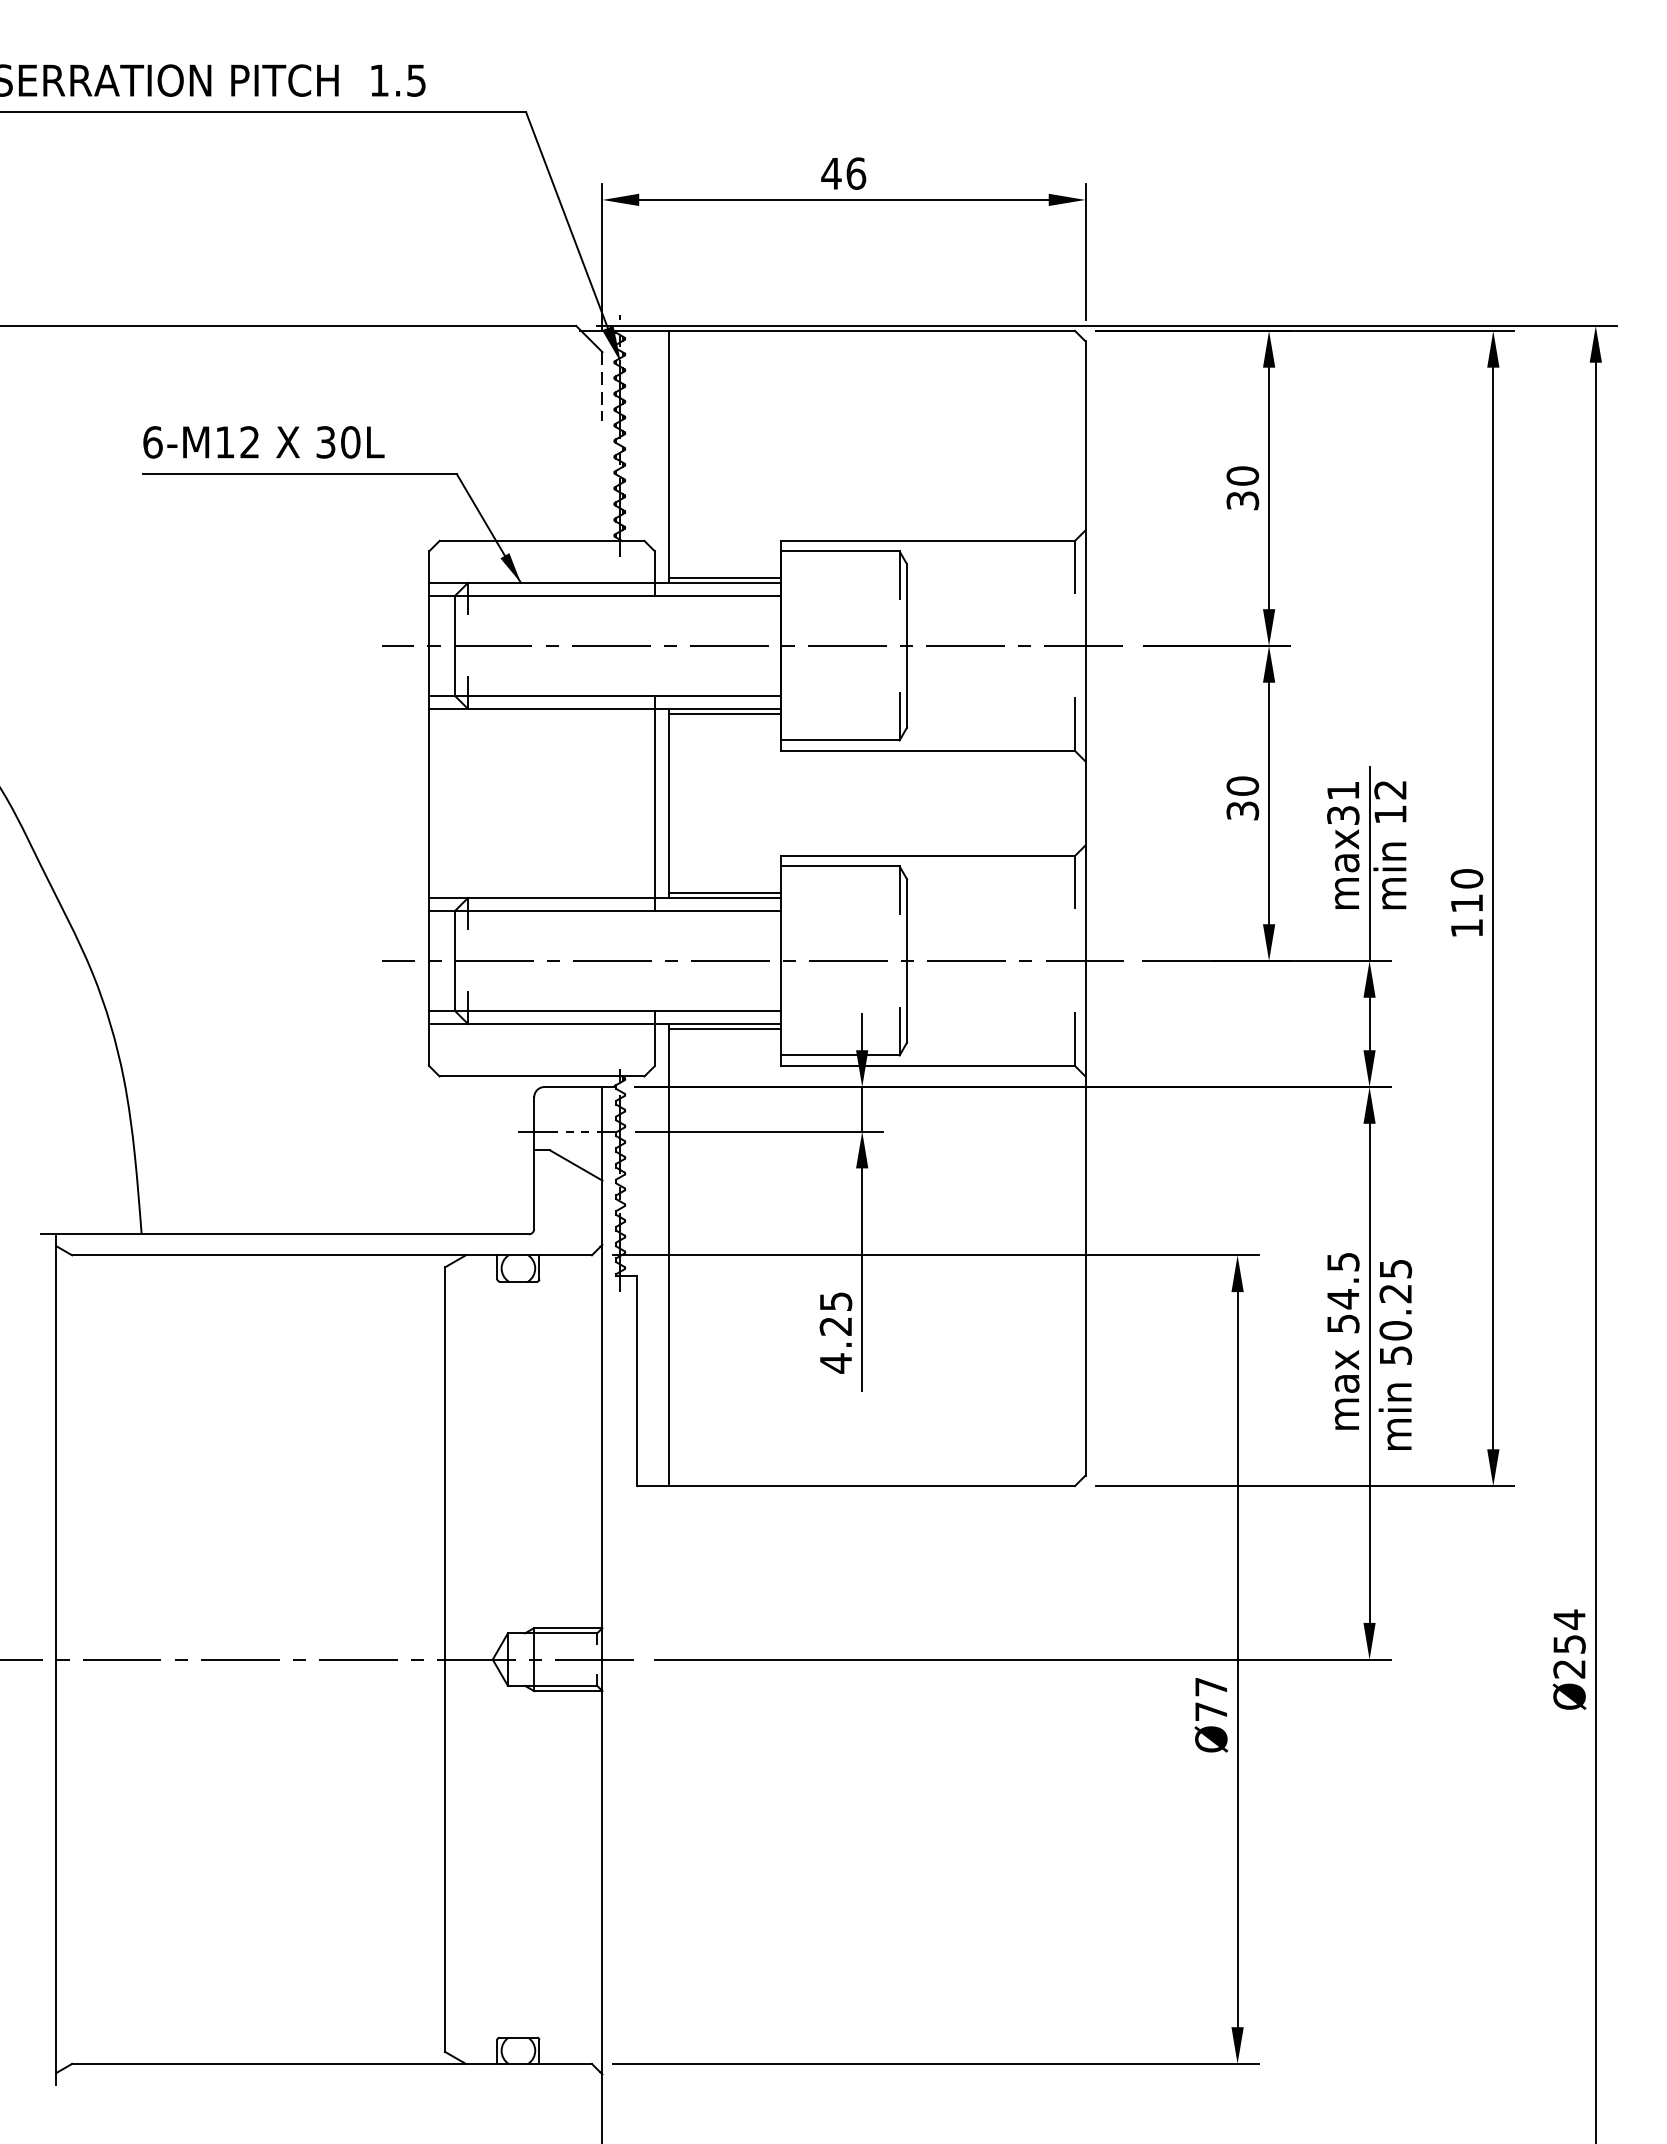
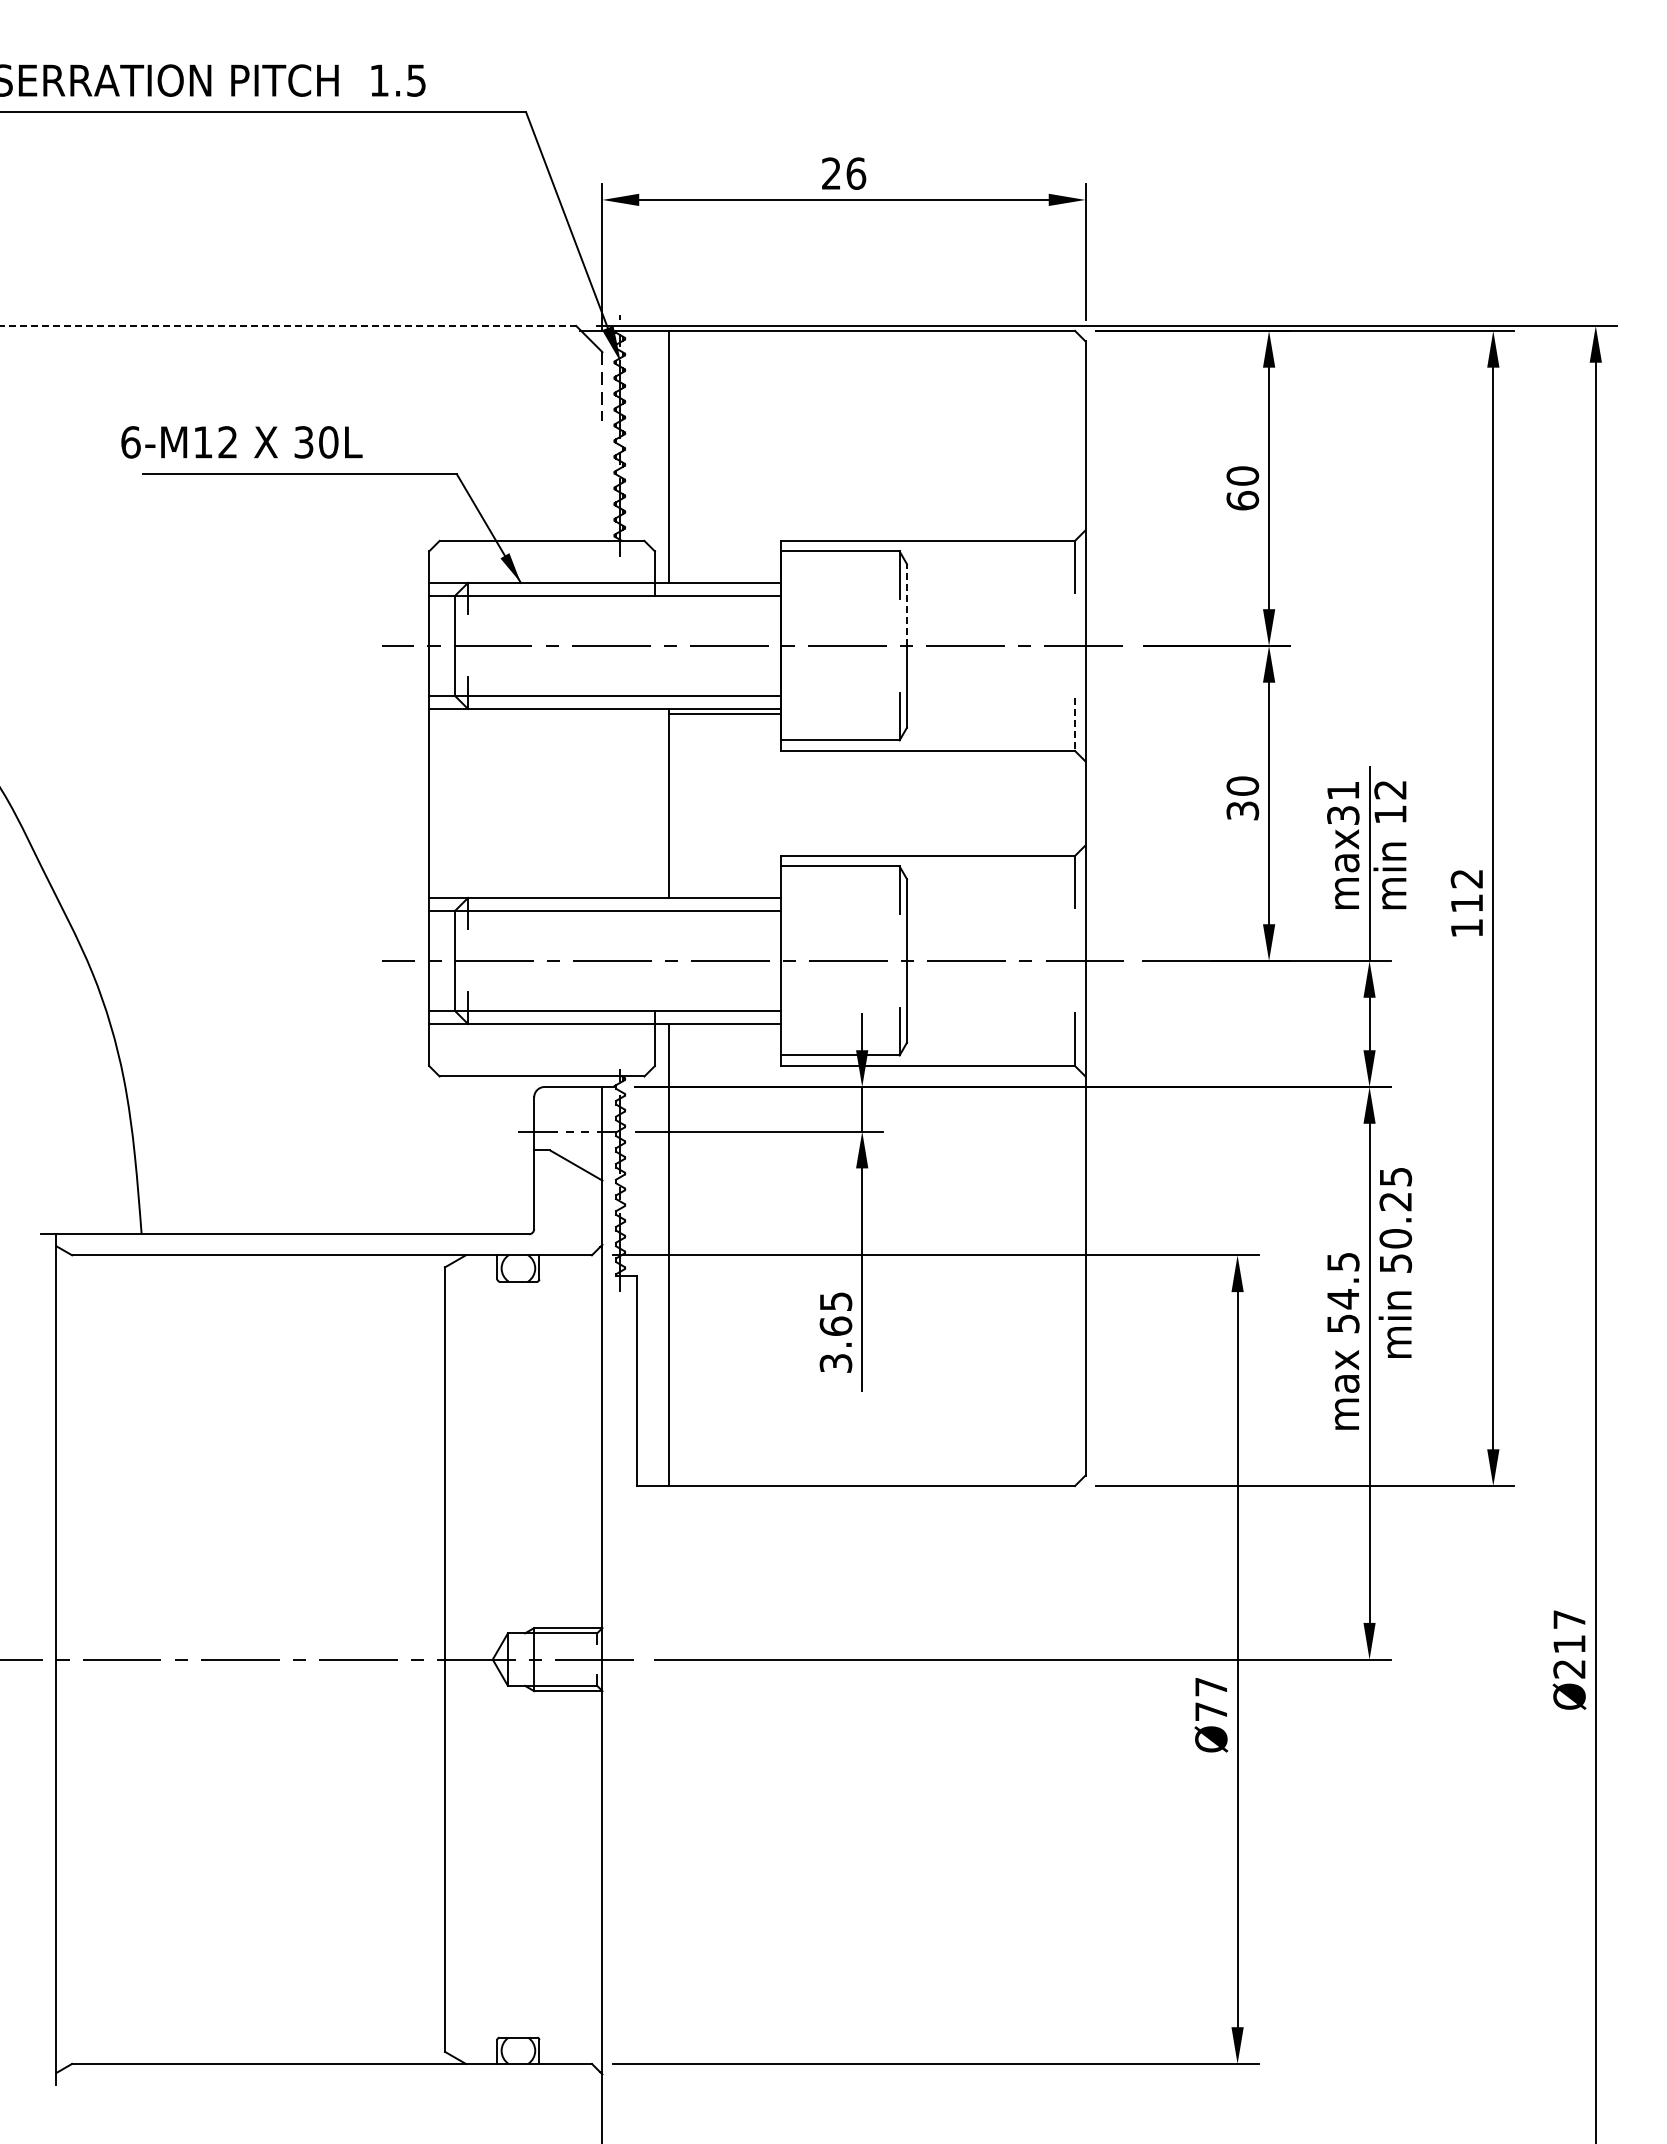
text: 46 -> 26 (831, 173)
line: solid -> dashed (288, 325)
text position: (263, 442) -> (241, 442) (241, 442)
text: 30 -> 60 (1242, 500)
line: present -> none (724, 577)
line: solid -> dashed (906, 605)
line: solid -> dashed (1075, 725)
line: present -> none (654, 803)
text: 110 -> 112 (1466, 878)
line: present -> none (724, 892)
line: present -> none (724, 1029)
text: 4.25 -> 3.65 (835, 1344)
text position: (1395, 1354) -> (1395, 1262) (1395, 1262)
text: Ø254 -> Ø217 (1569, 1631)
